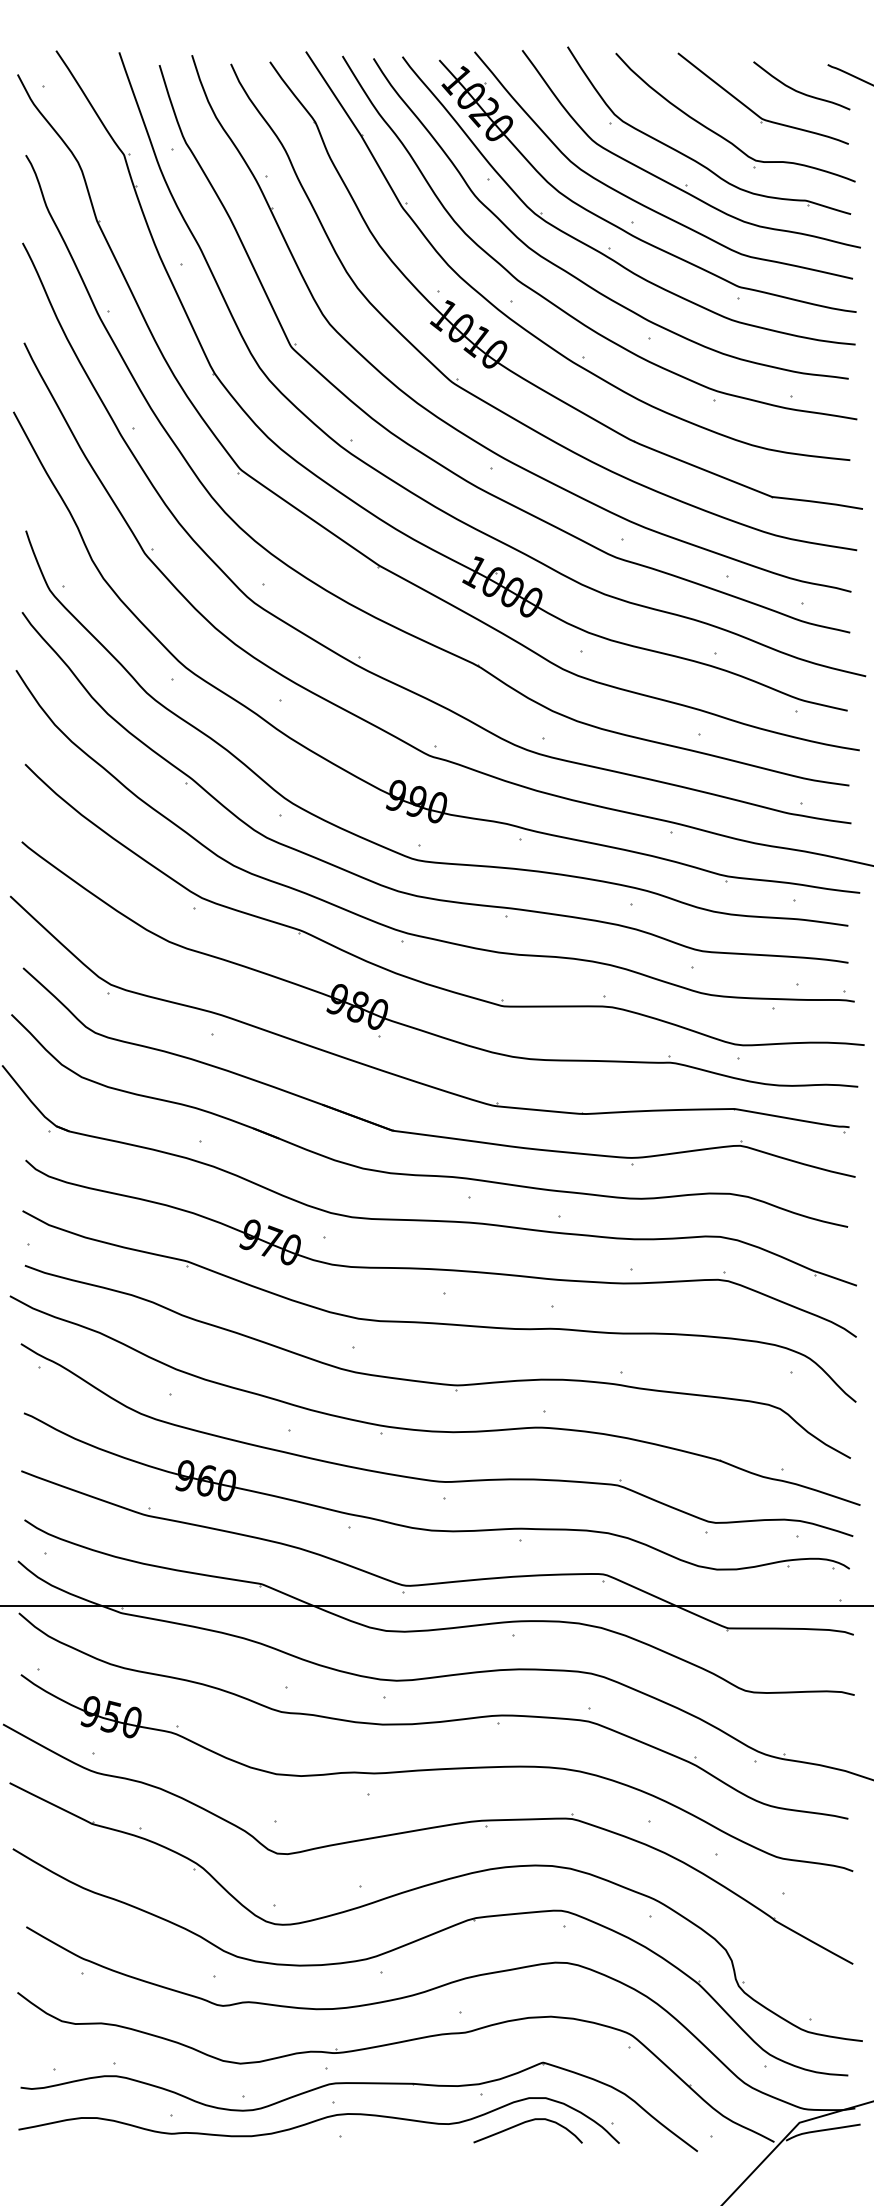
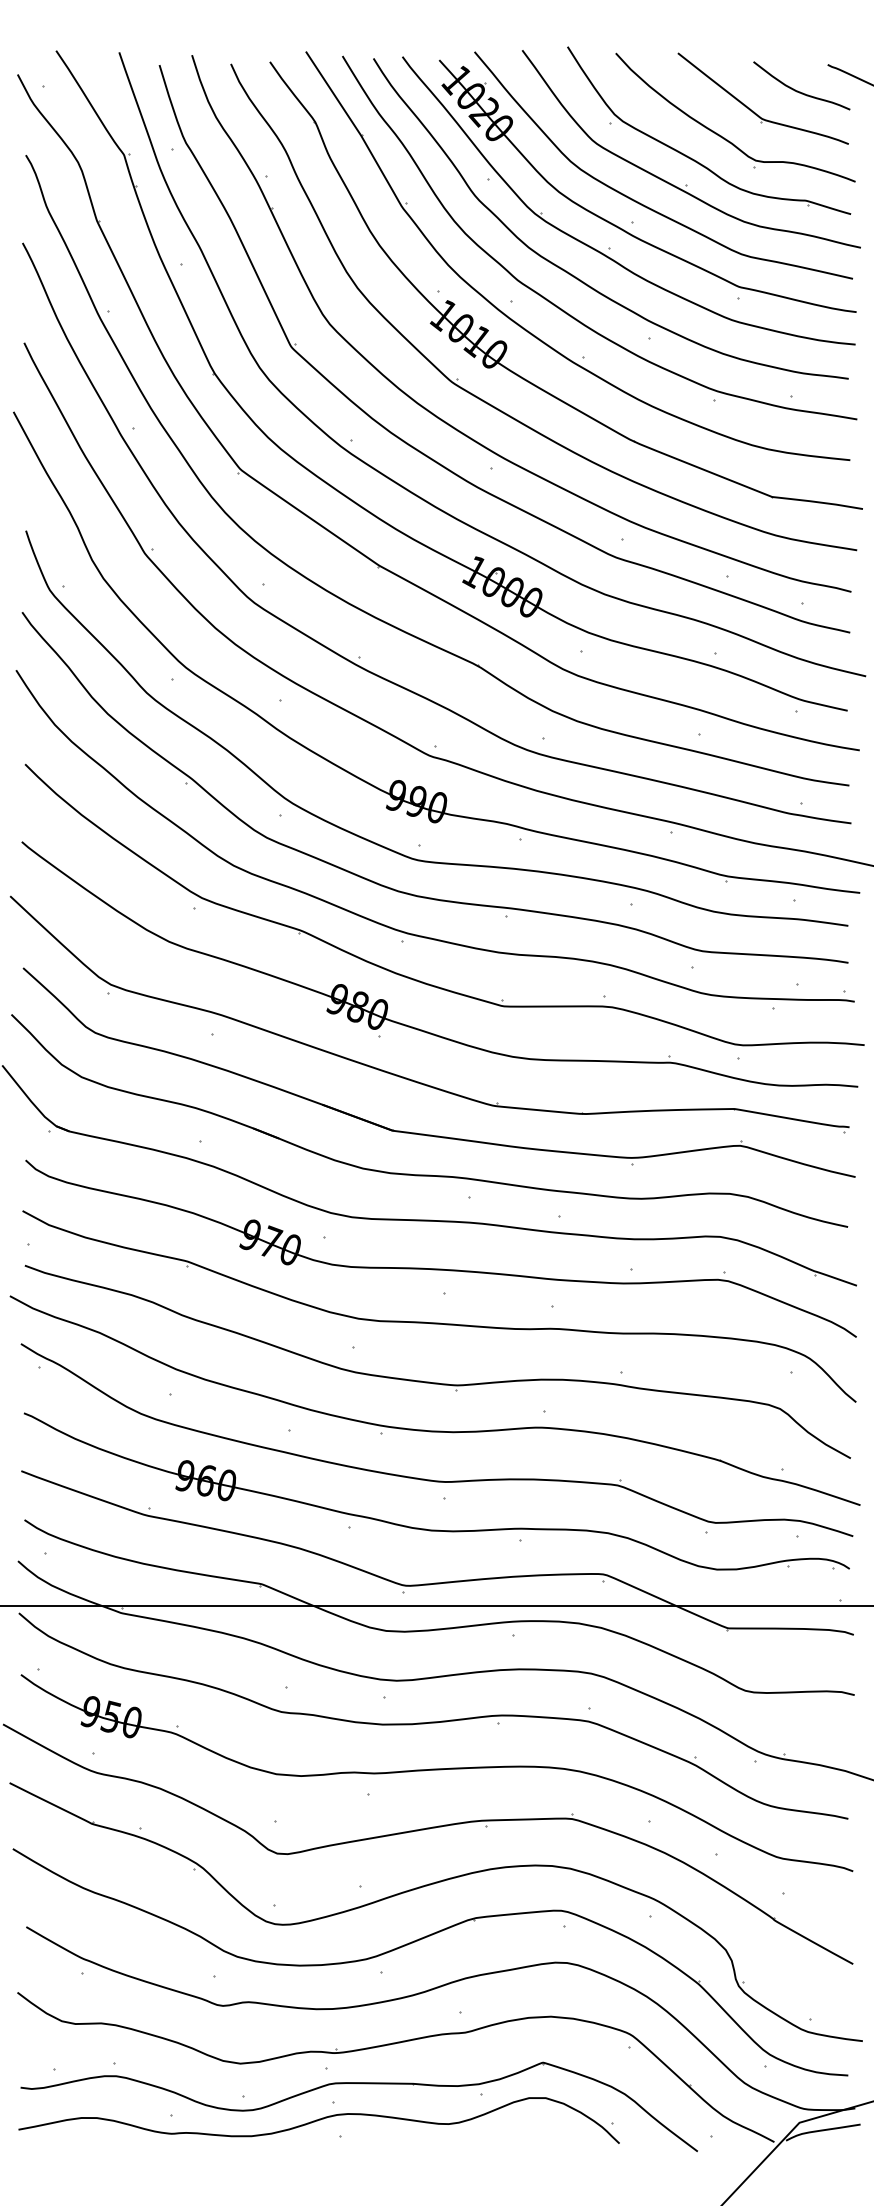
curve: present -> none (524, 2123)
